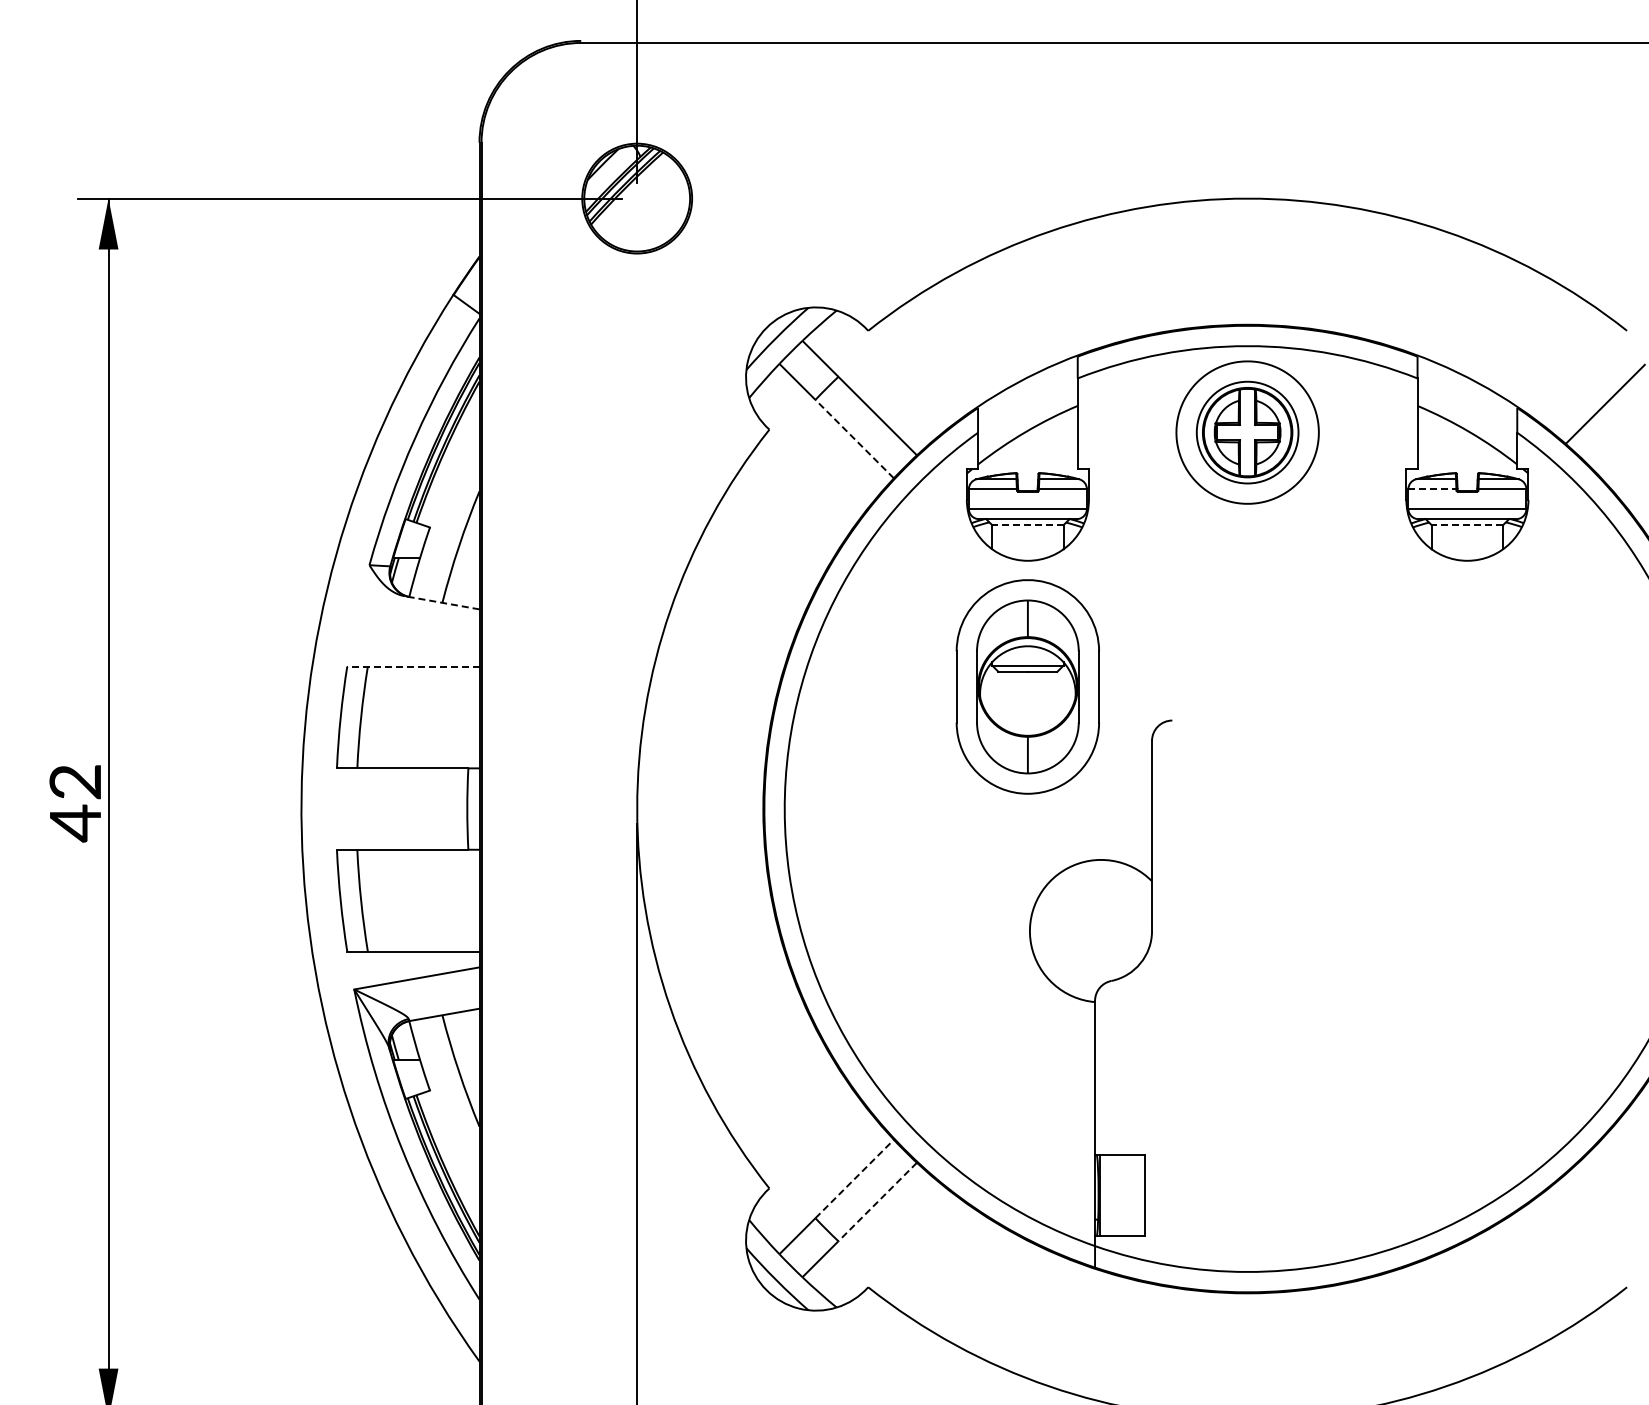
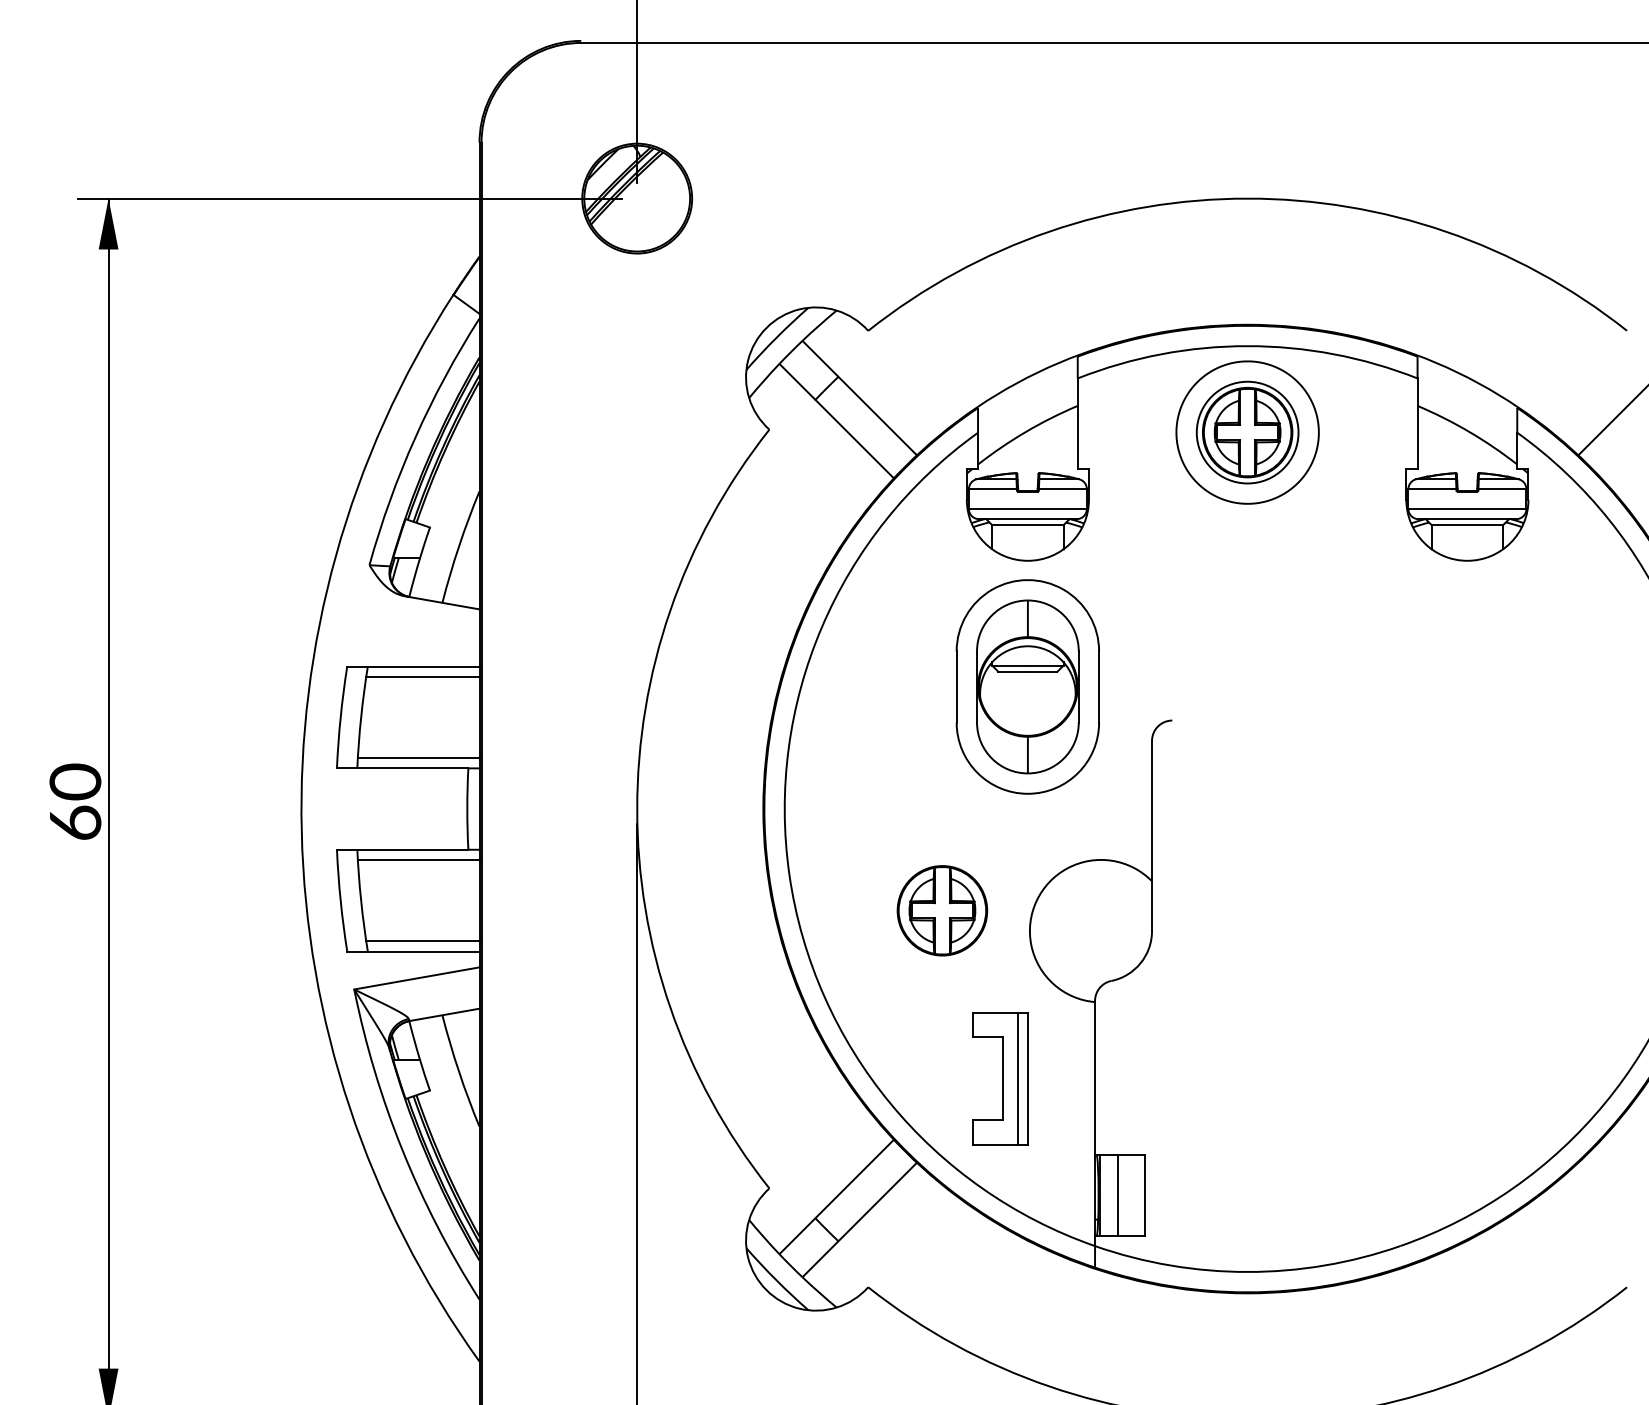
line position: (1605, 403) -> (1611, 421) (1611, 421)
line: dashed -> solid (854, 438)
line: dashed -> solid (1432, 489)
line: dashed -> solid (1027, 525)
line: dashed -> solid (1467, 525)
line: dashed -> solid (442, 602)
line: dashed -> solid (412, 666)
line: none -> present (422, 676)
line: none -> present (418, 758)
text: 42 -> 60 (75, 802)
line: none -> present (418, 859)
part: none -> present (942, 910)
line: none -> present (422, 941)
part: none -> present (1000, 1078)
line: dashed -> solid (855, 1178)
line: none -> present (1117, 1195)
line: dashed -> solid (877, 1202)
